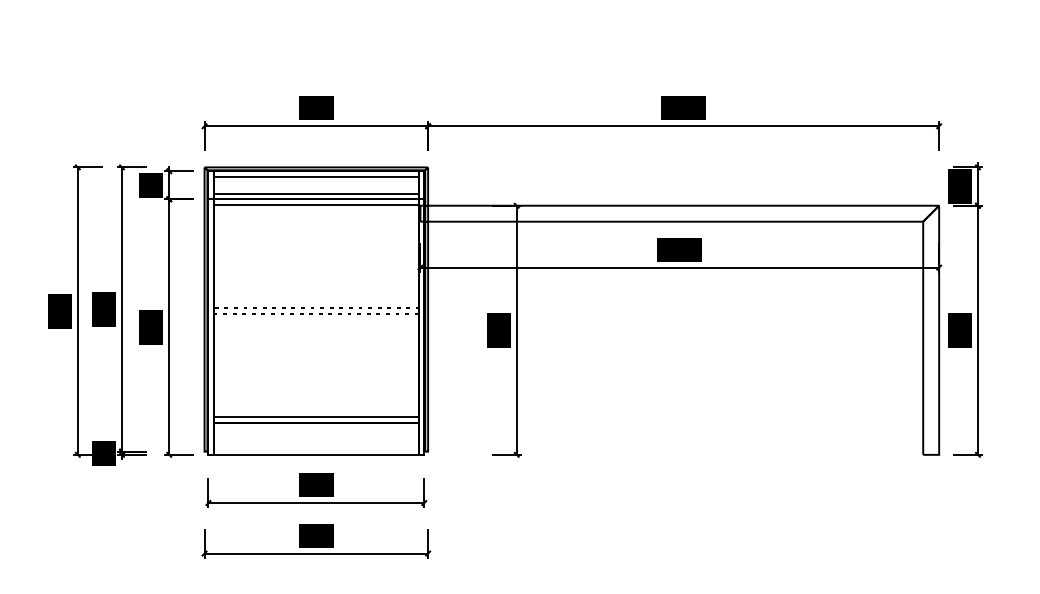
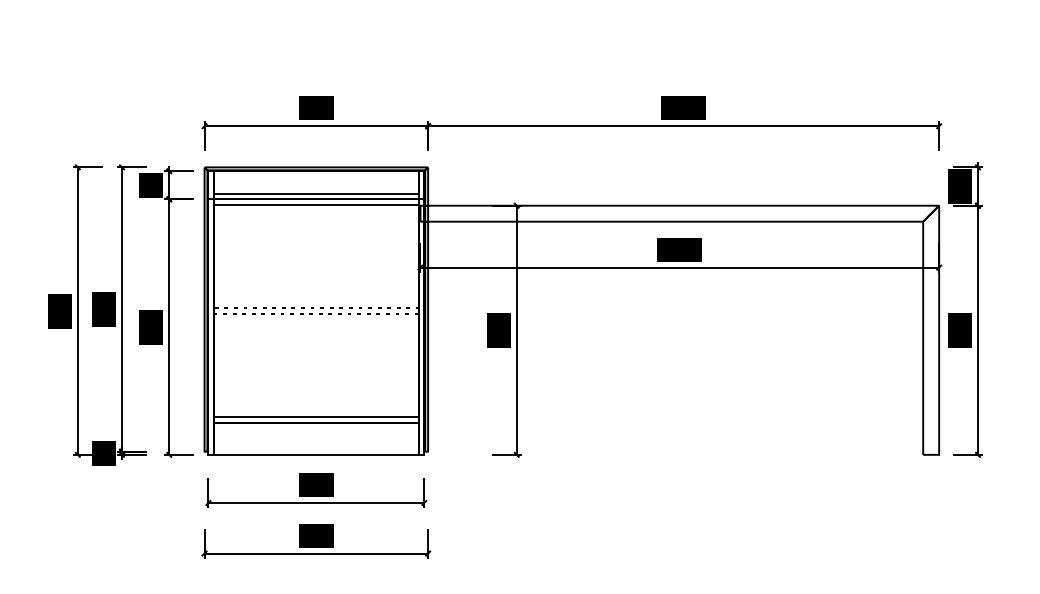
line: present -> none (316, 176)
